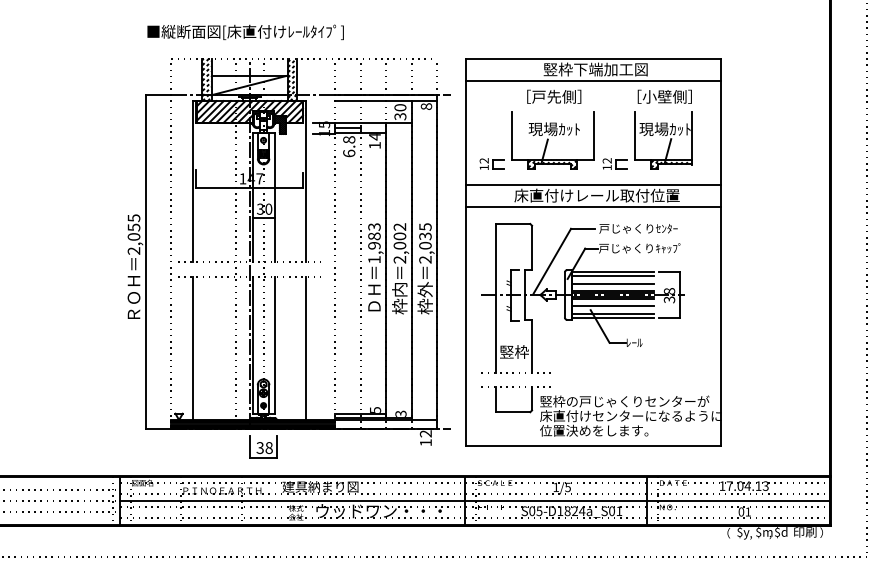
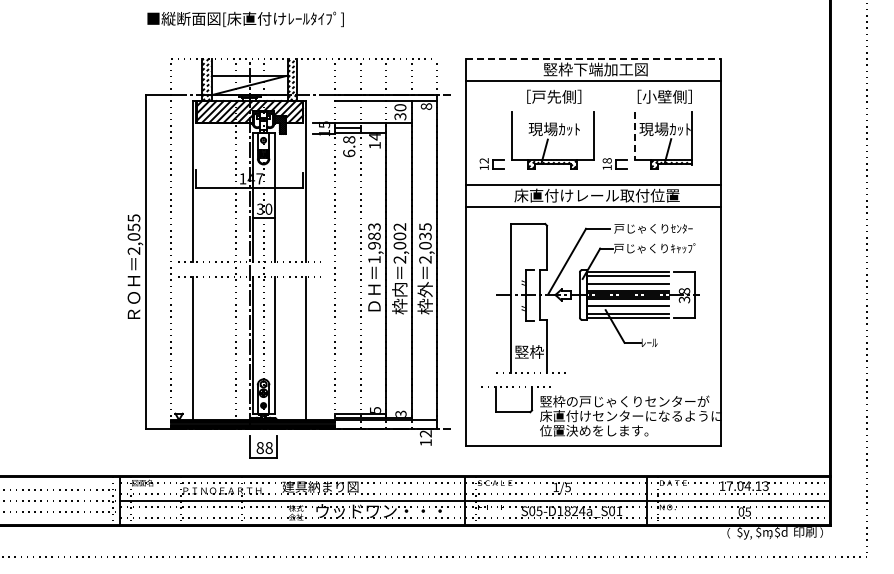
text position: (245, 32) -> (245, 19) (245, 19)
line: solid -> dashed (594, 58)
line: solid -> dashed (634, 136)
text: 12 -> 18 (607, 160)
part position: (582, 297) -> (597, 297) (597, 297)
text: 38 -> 88 (259, 447)
text: 01 -> 05 (747, 511)
